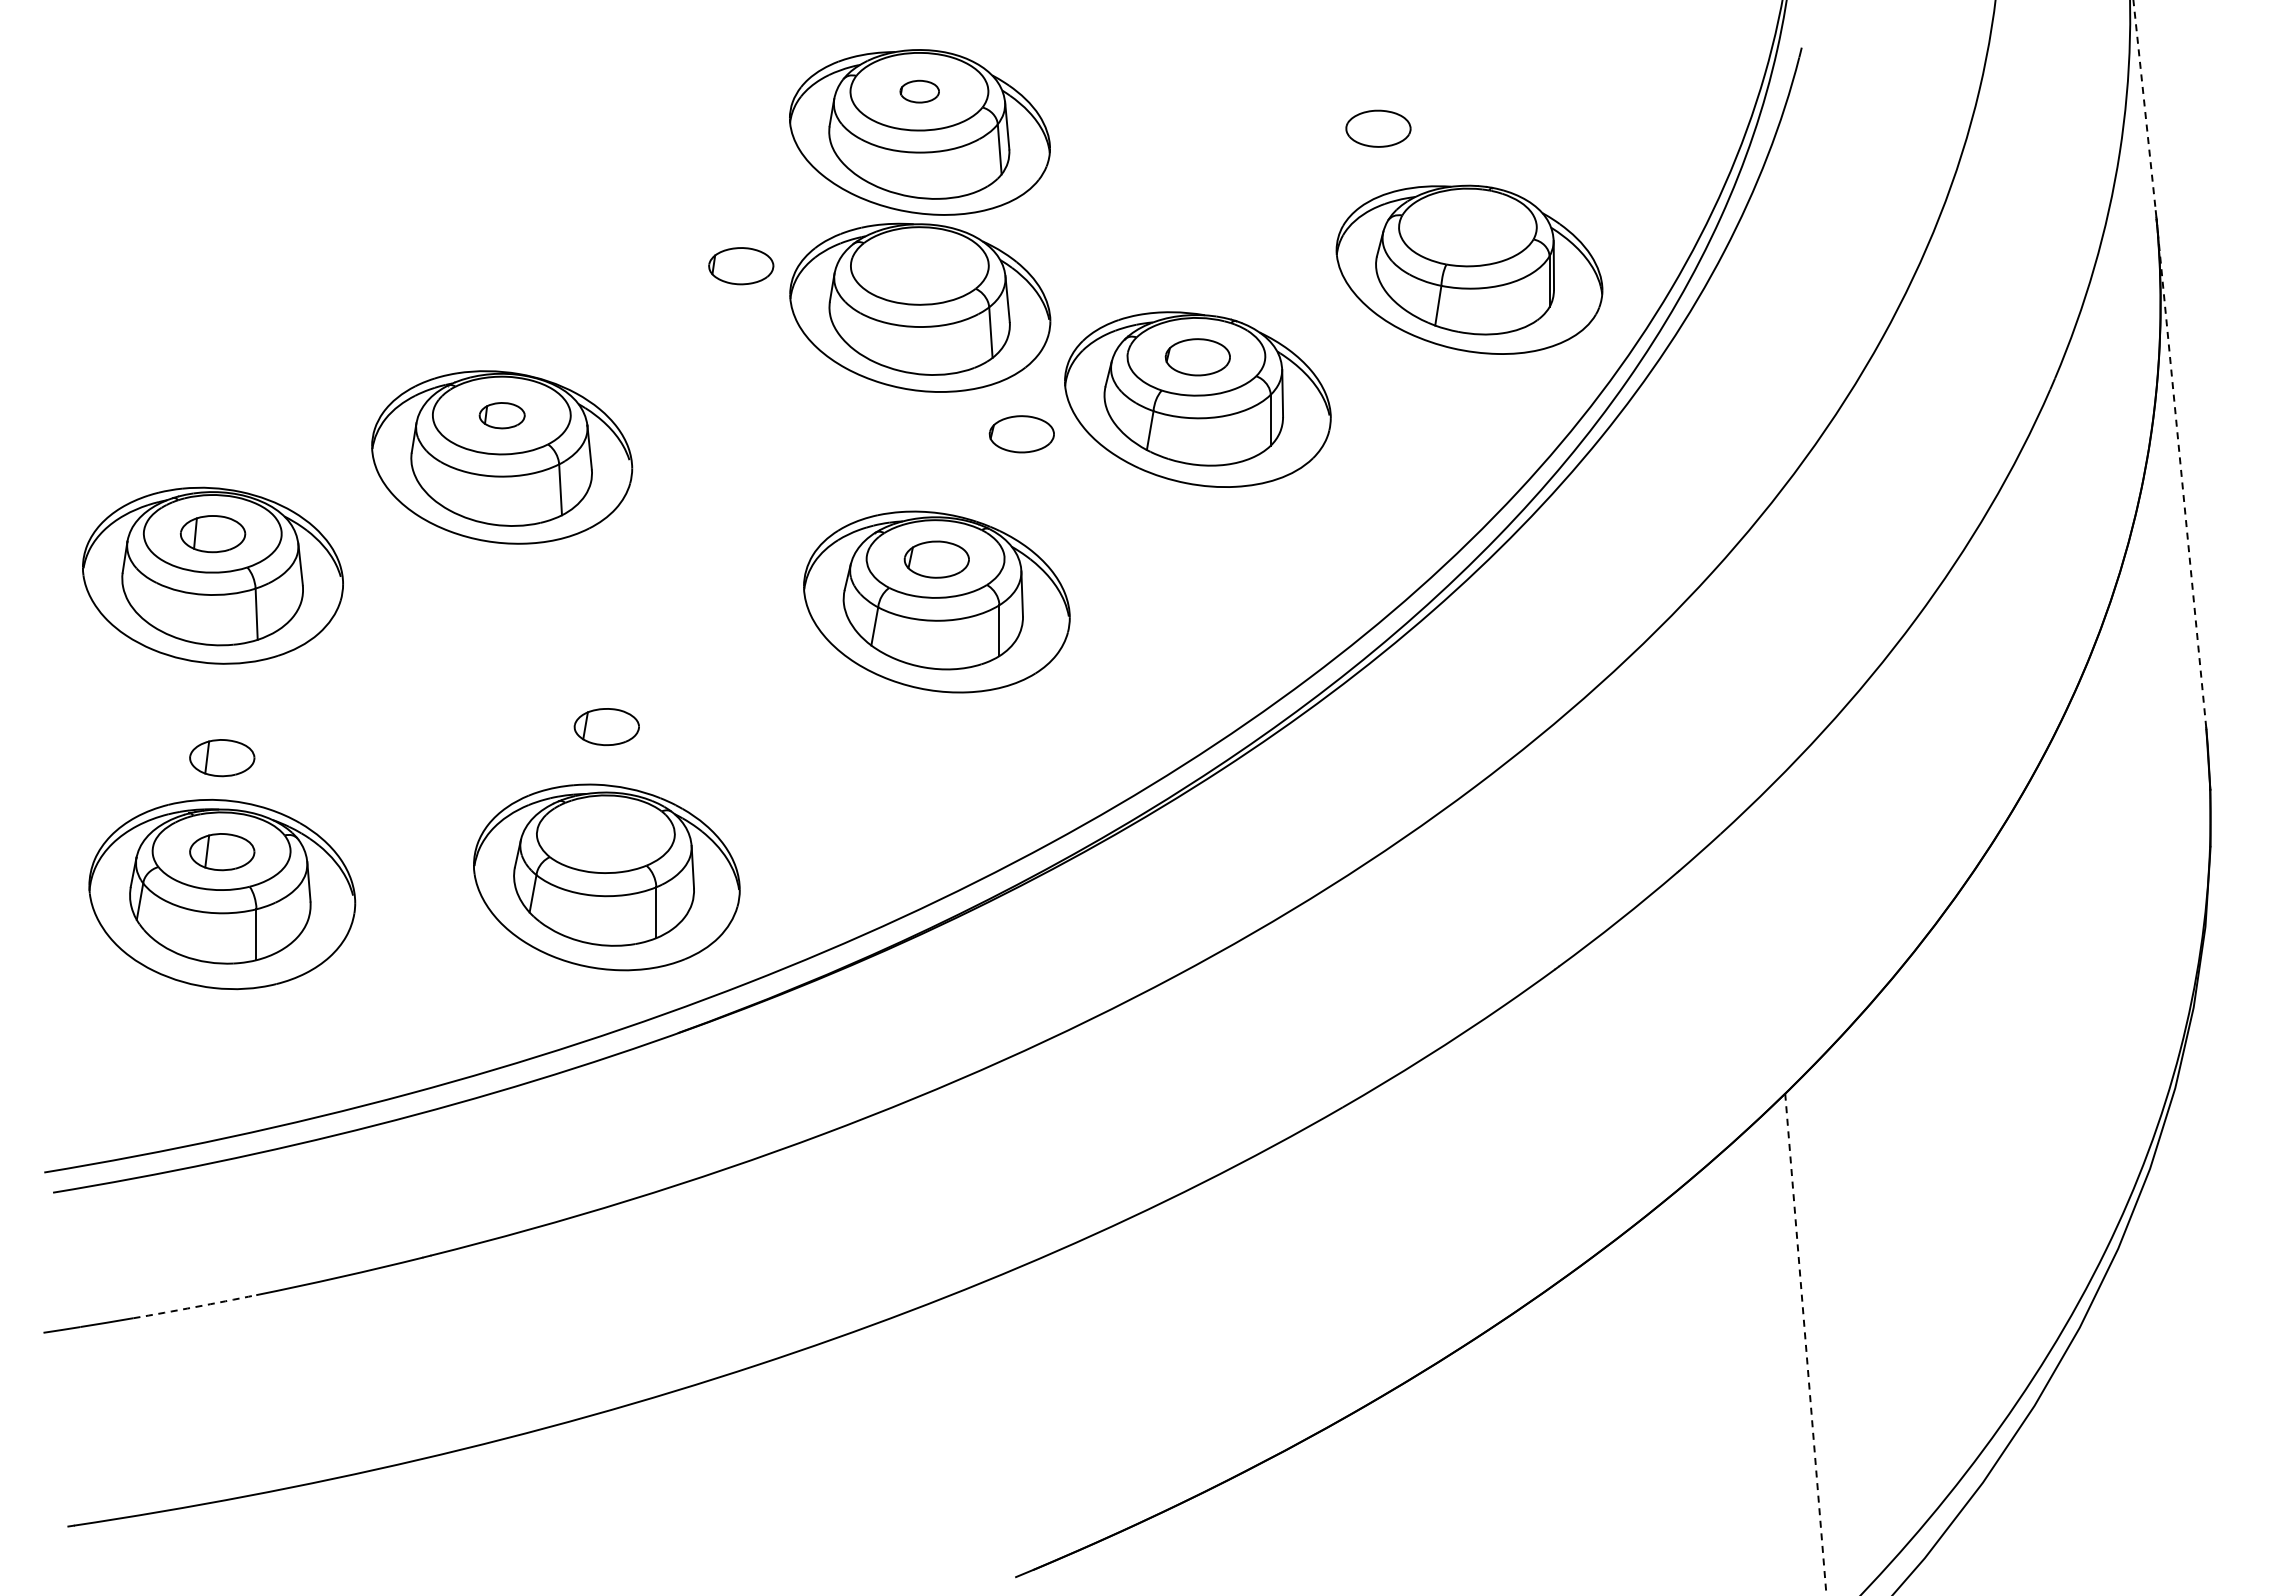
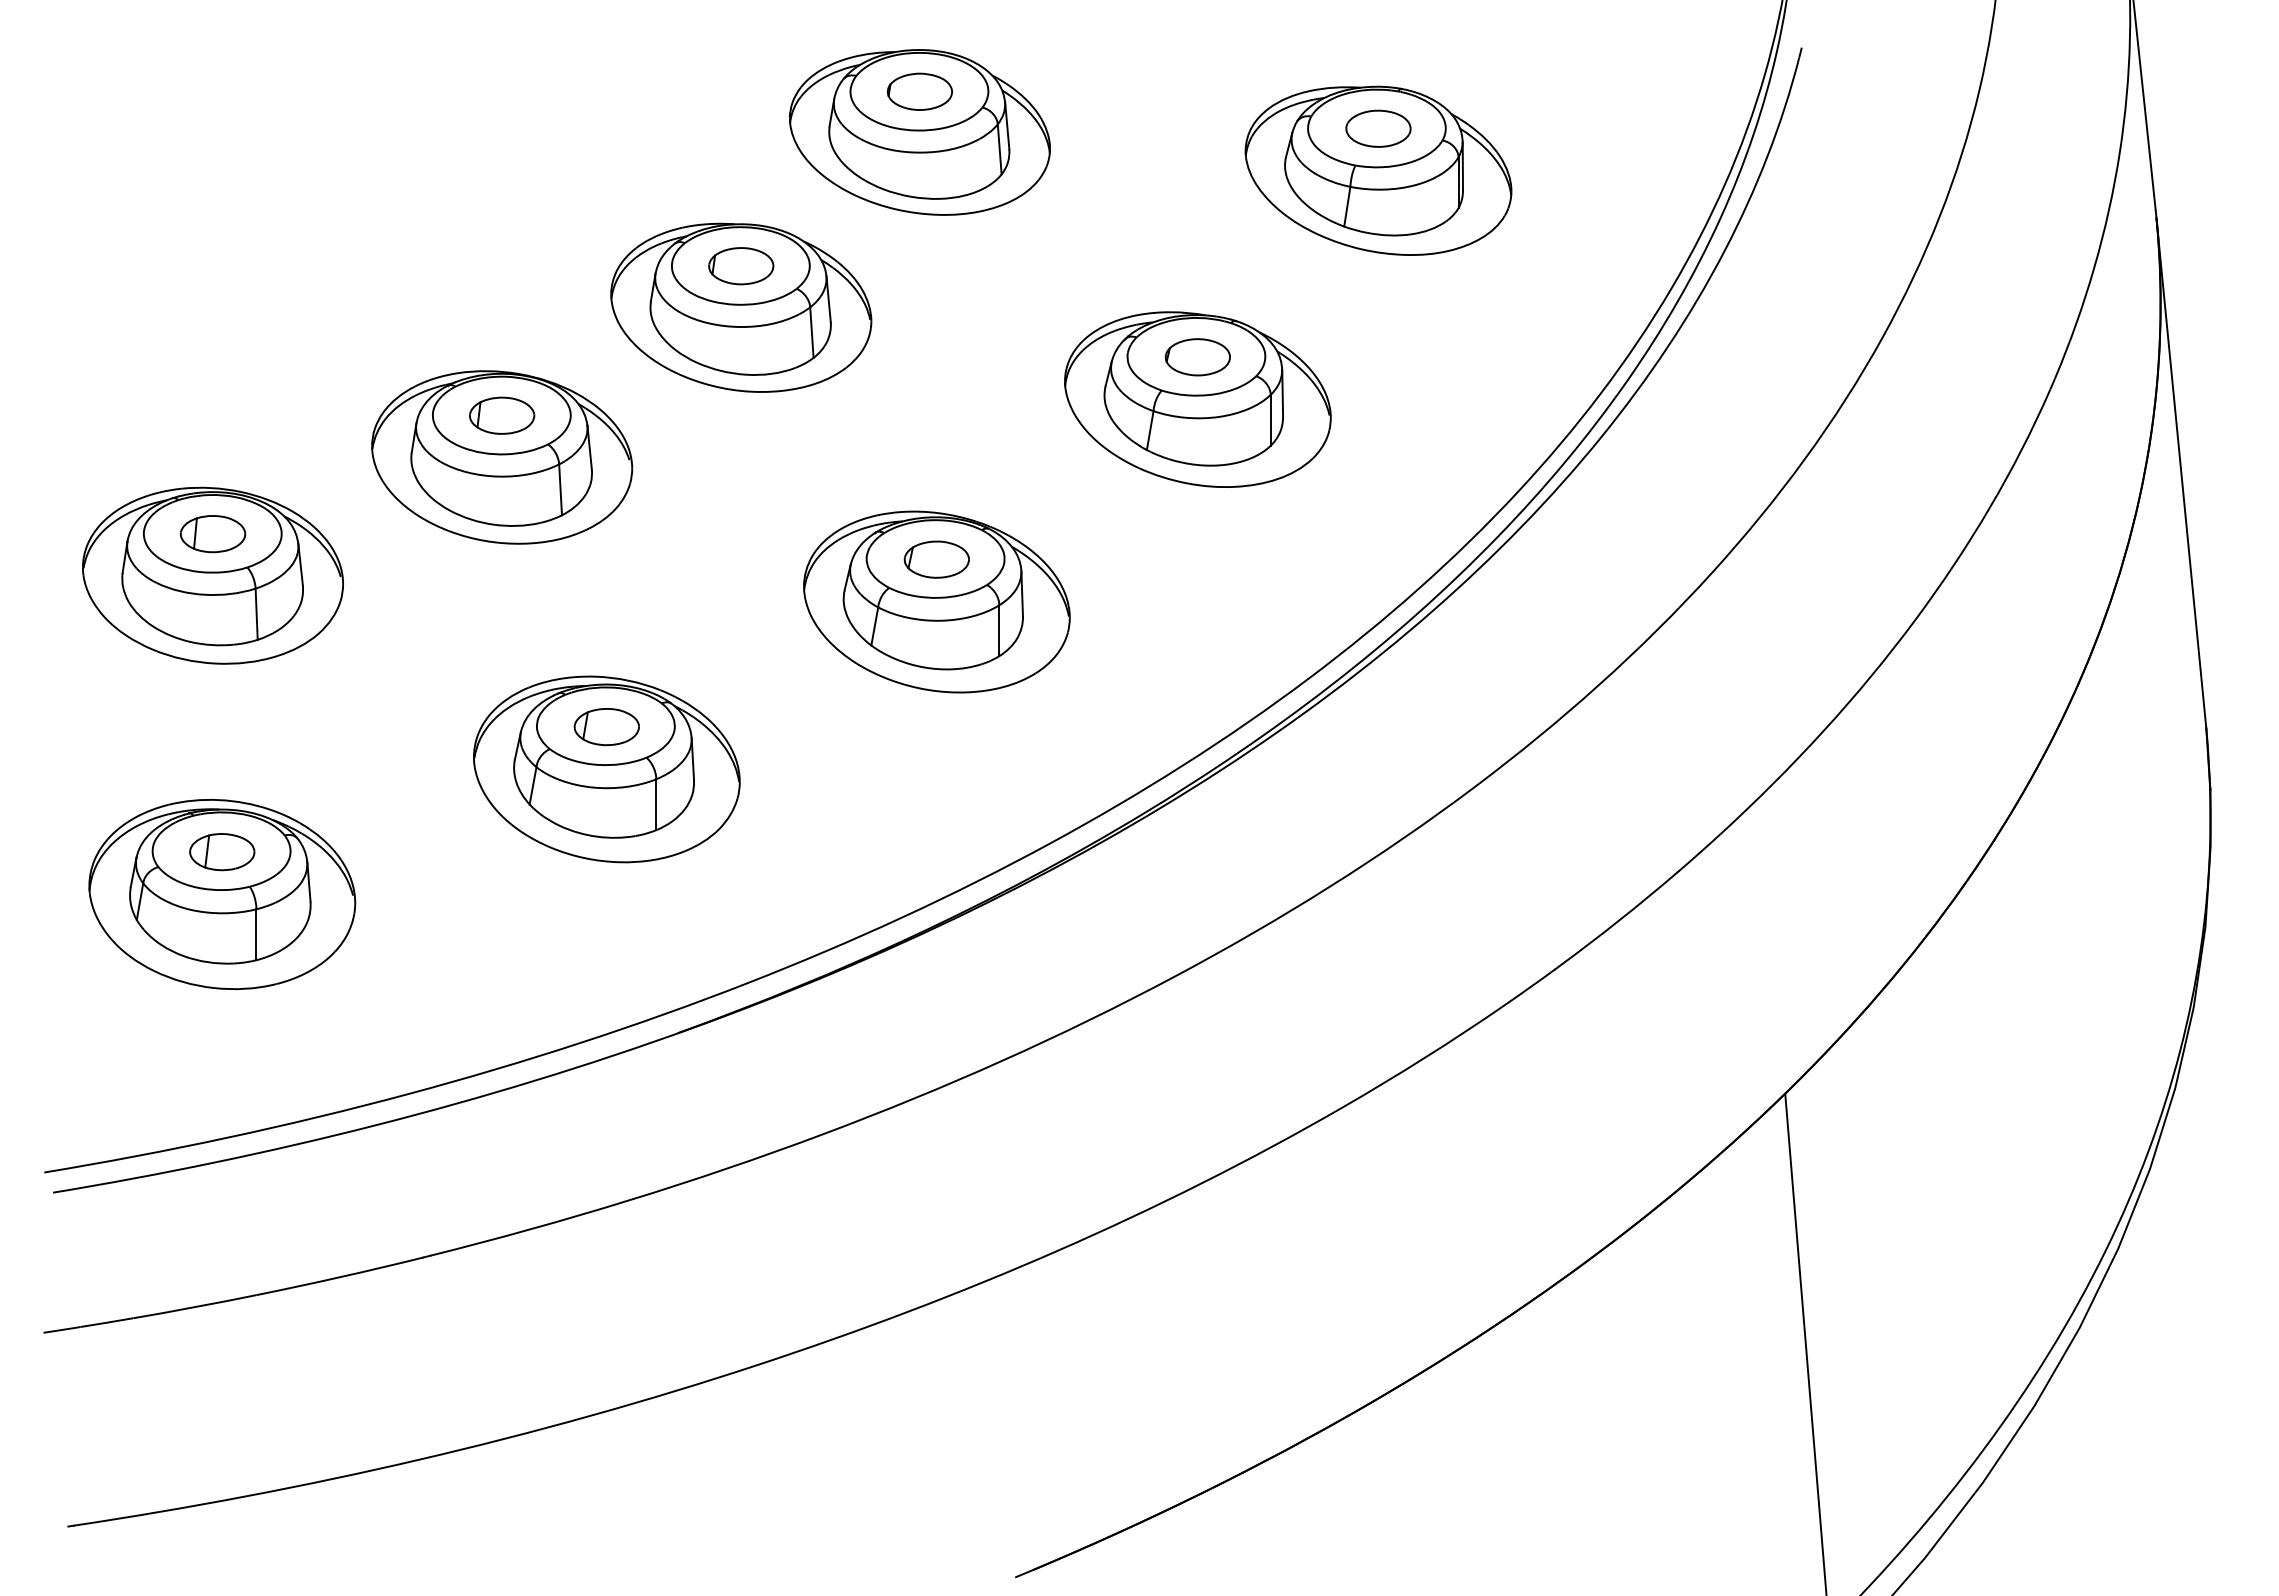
part size: 41x25 px -> 67x39 px (919, 91)
line: dashed -> solid (2144, 105)
part position: (1469, 269) -> (1378, 170) (1378, 170)
part position: (920, 307) -> (741, 307) (741, 307)
part size: 48x28 px -> 67x39 px (502, 415)
part: present -> none (1021, 434)
line: dashed -> solid (2181, 473)
part: present -> none (222, 758)
part position: (606, 877) -> (606, 769) (606, 769)
arc: dashed -> solid (194, 1307)
line: dashed -> solid (1805, 1344)
